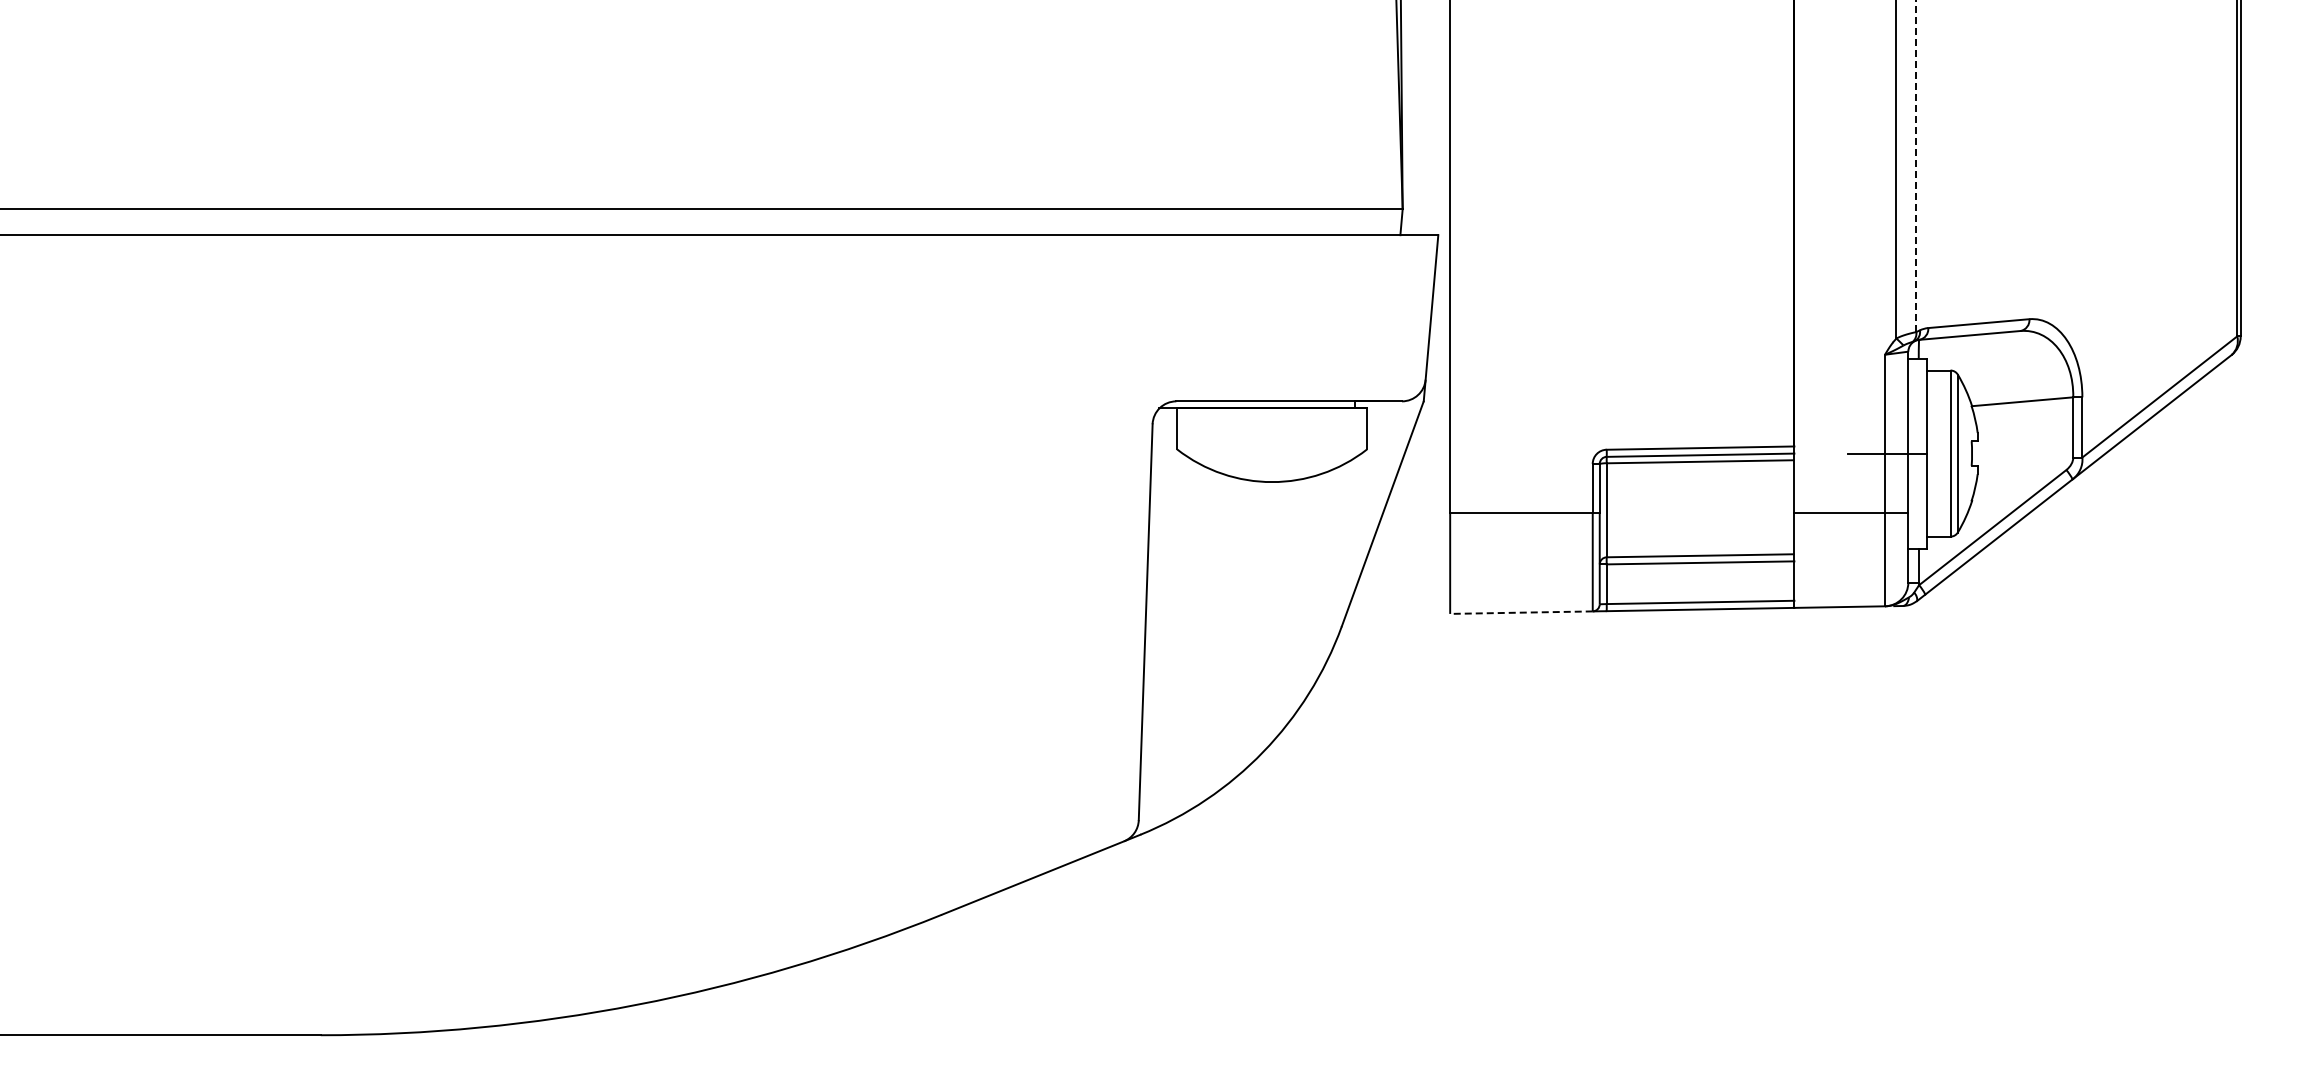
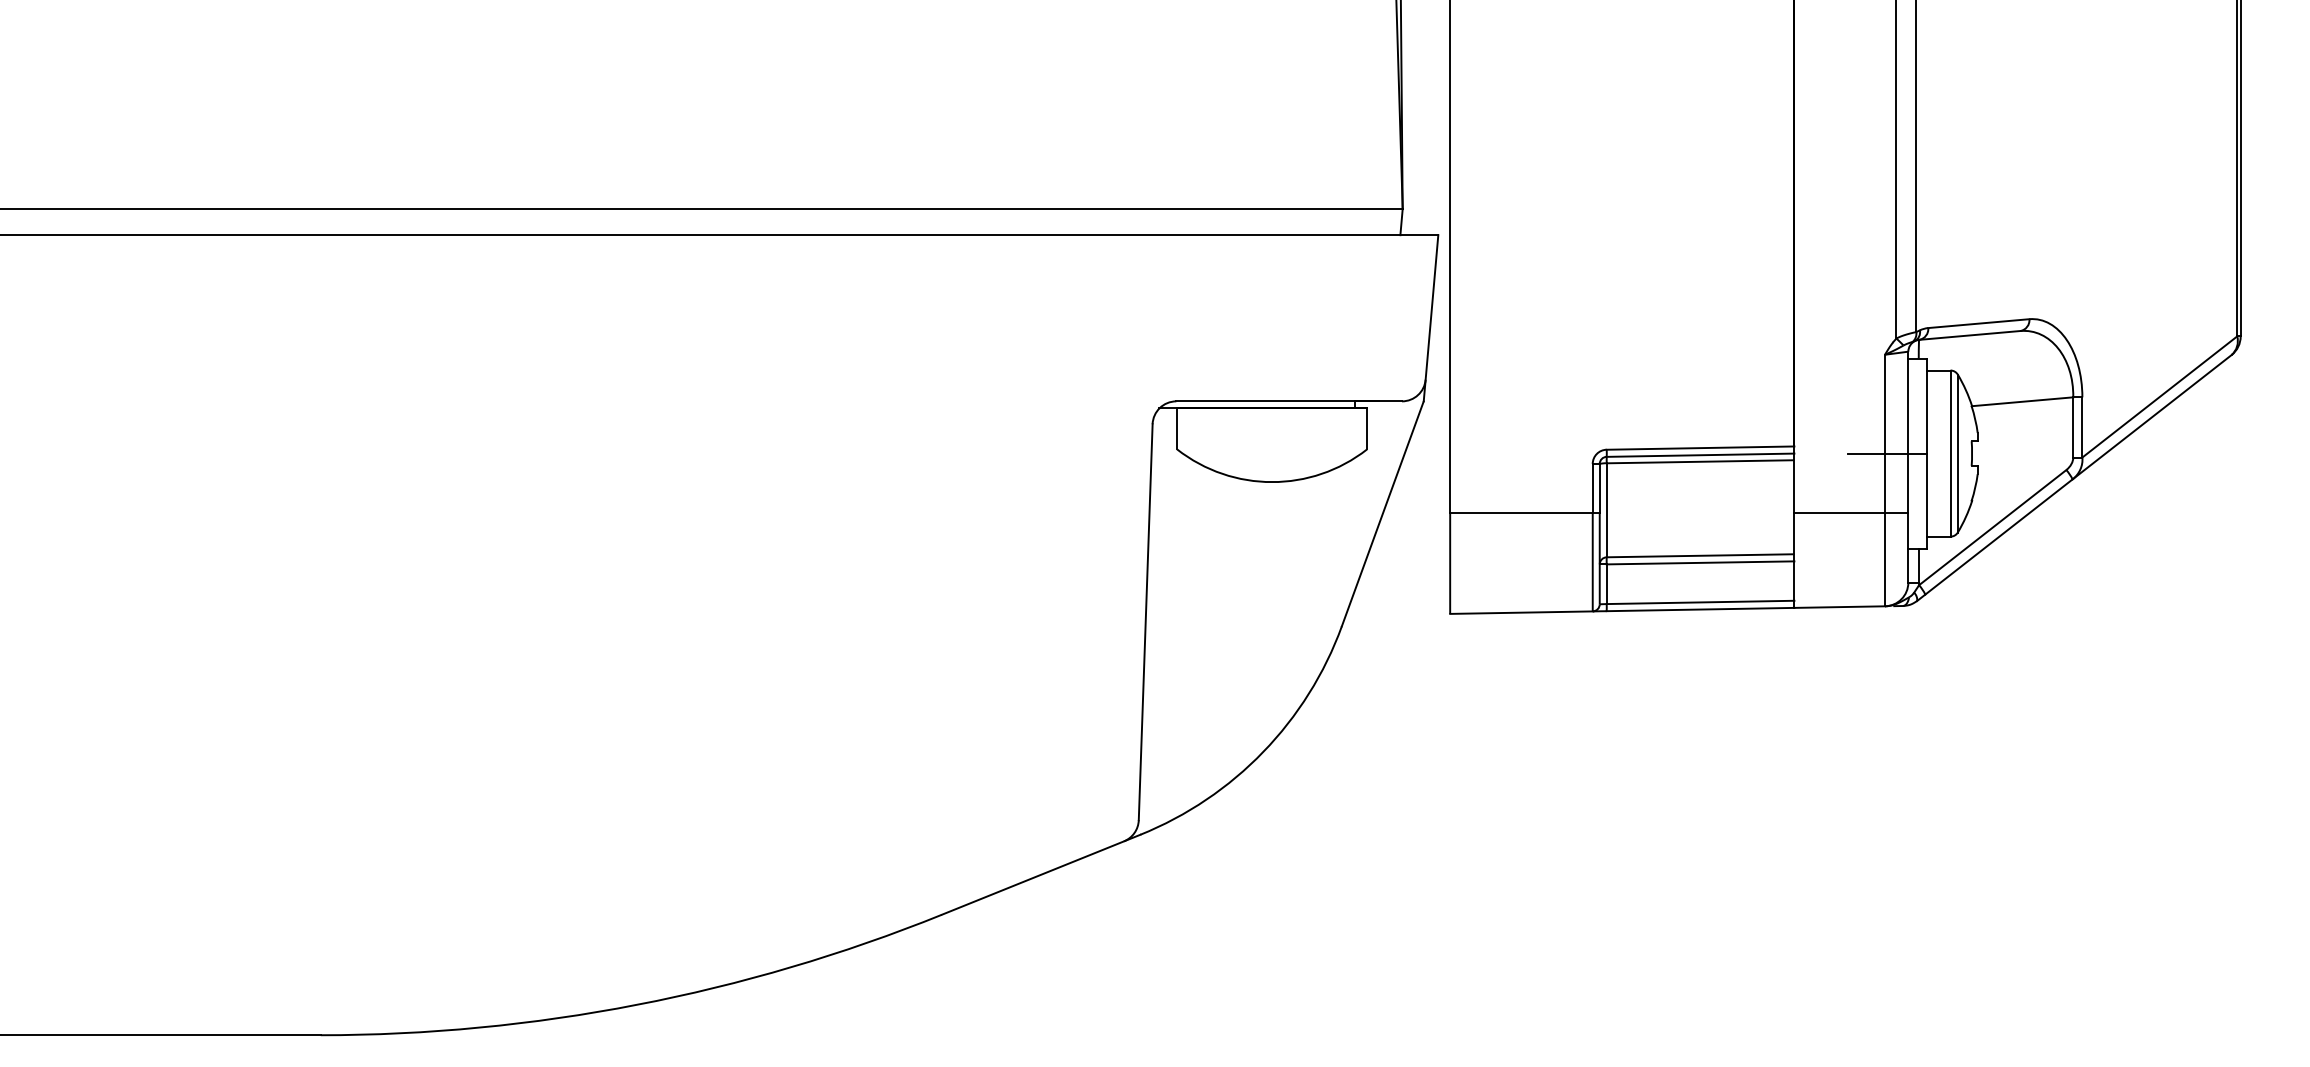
line: dashed -> solid (1916, 166)
line: dashed -> solid (1520, 612)
